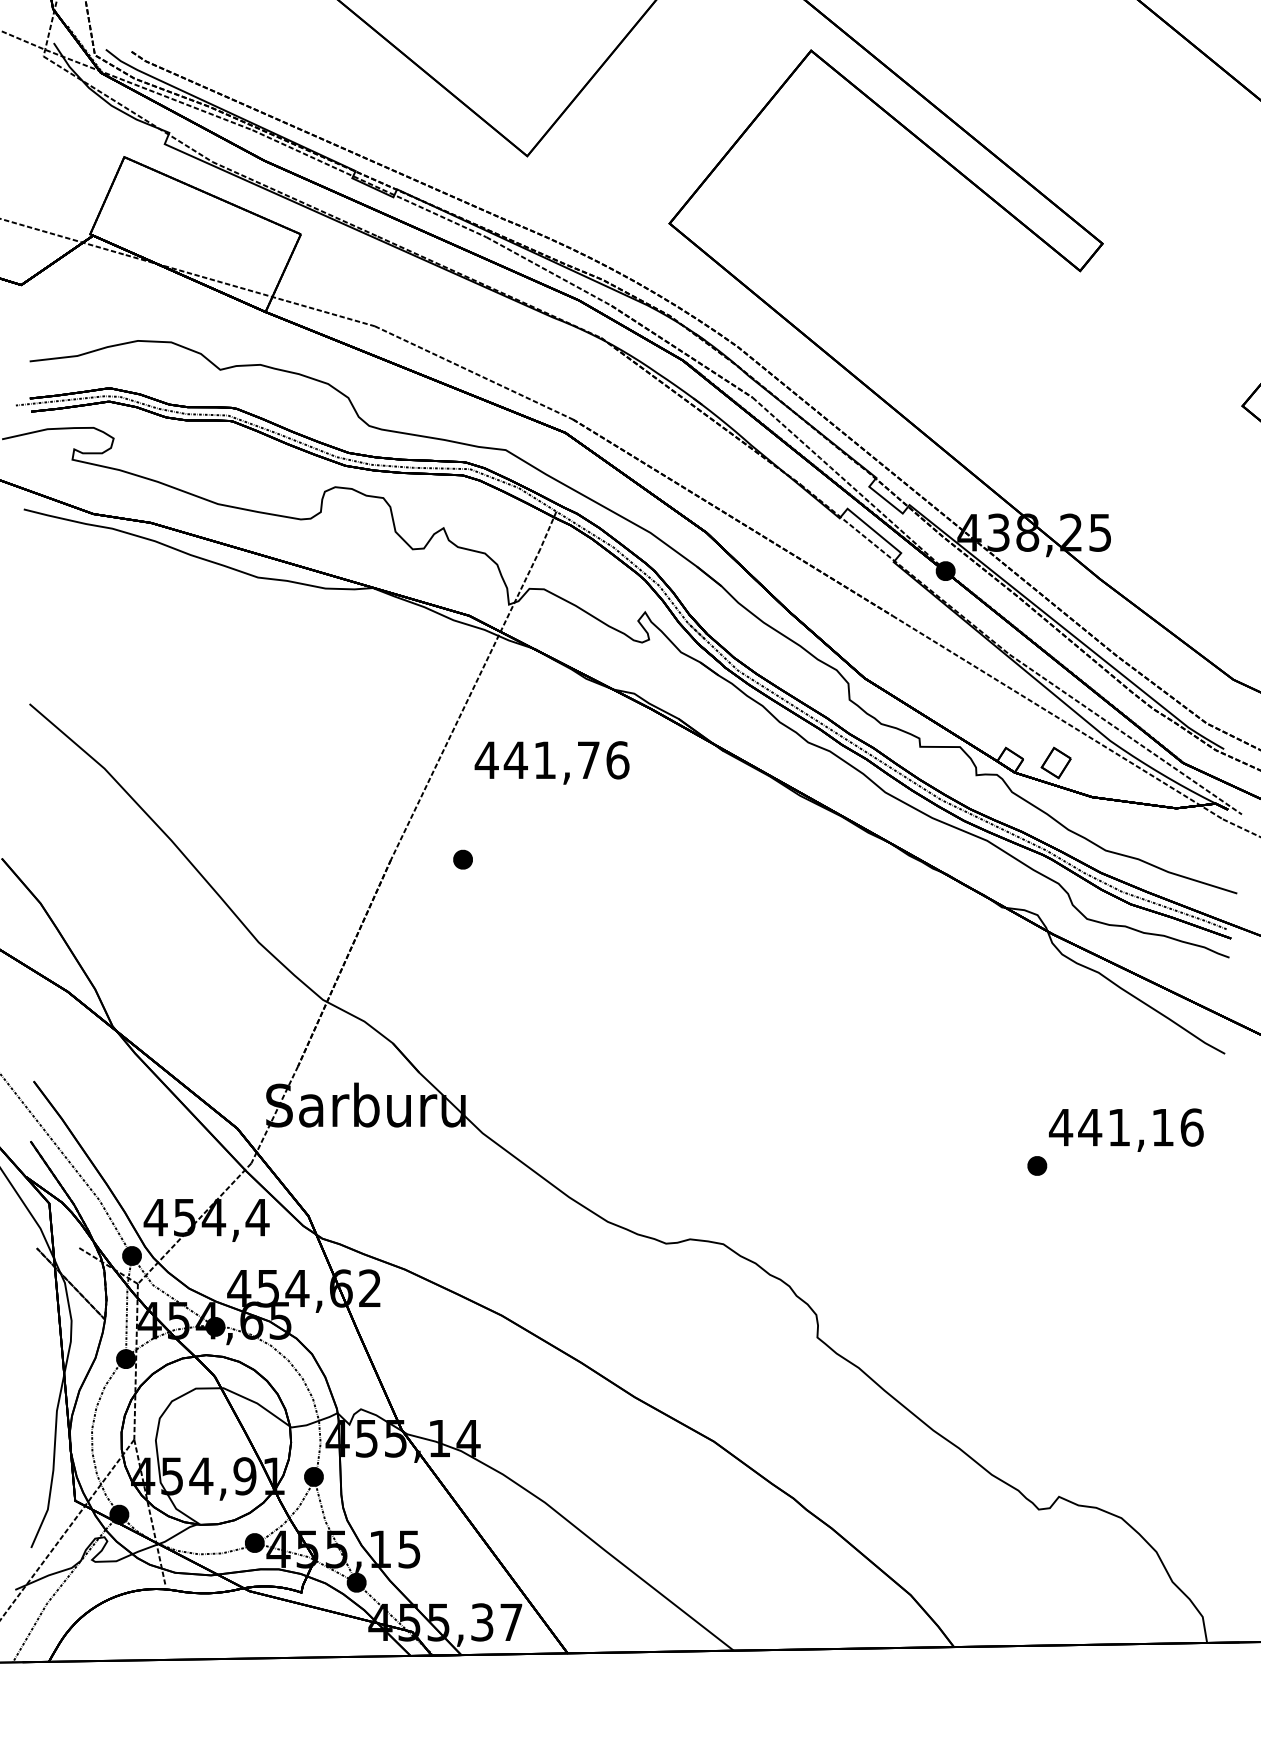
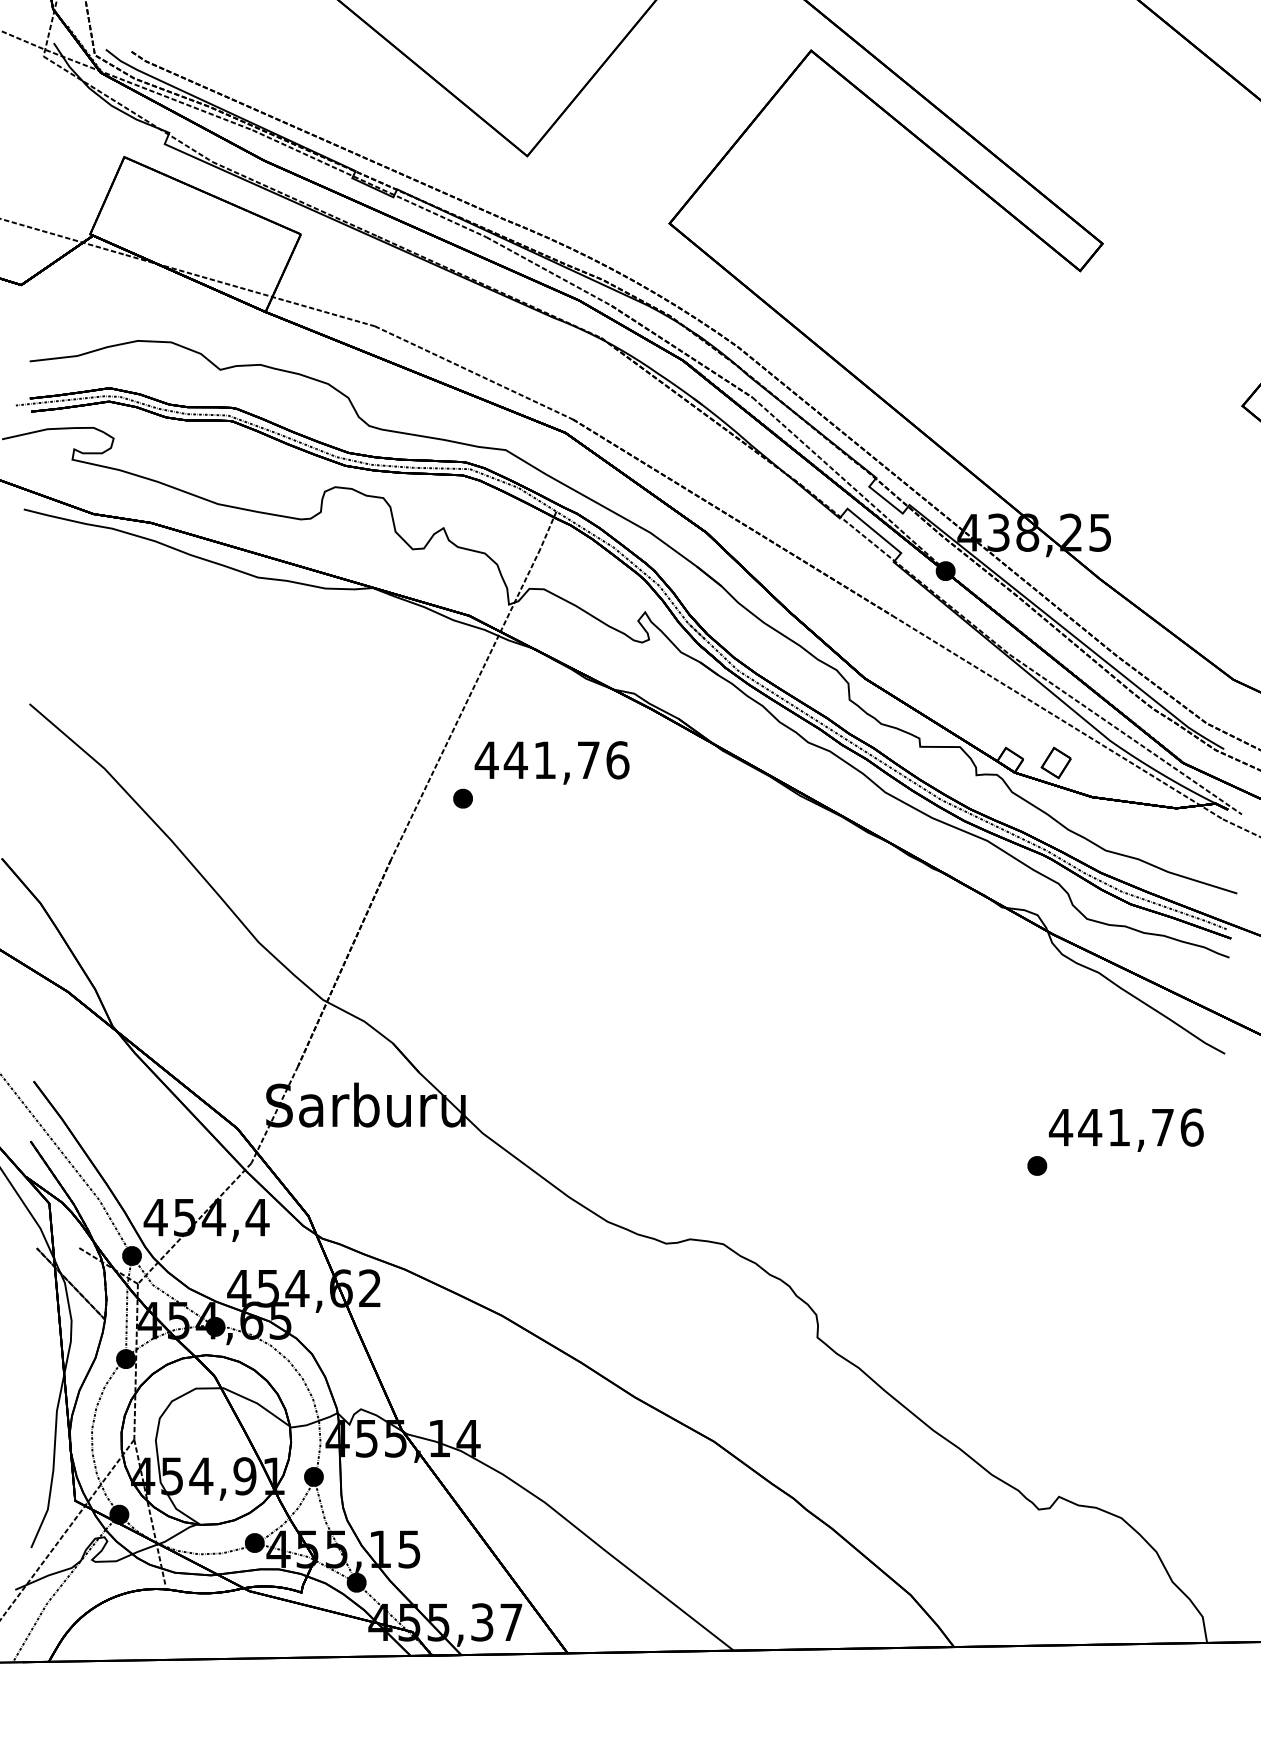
part position: (462, 859) -> (462, 798) (462, 798)
text: 441,16 -> 441,76 (1162, 1127)
